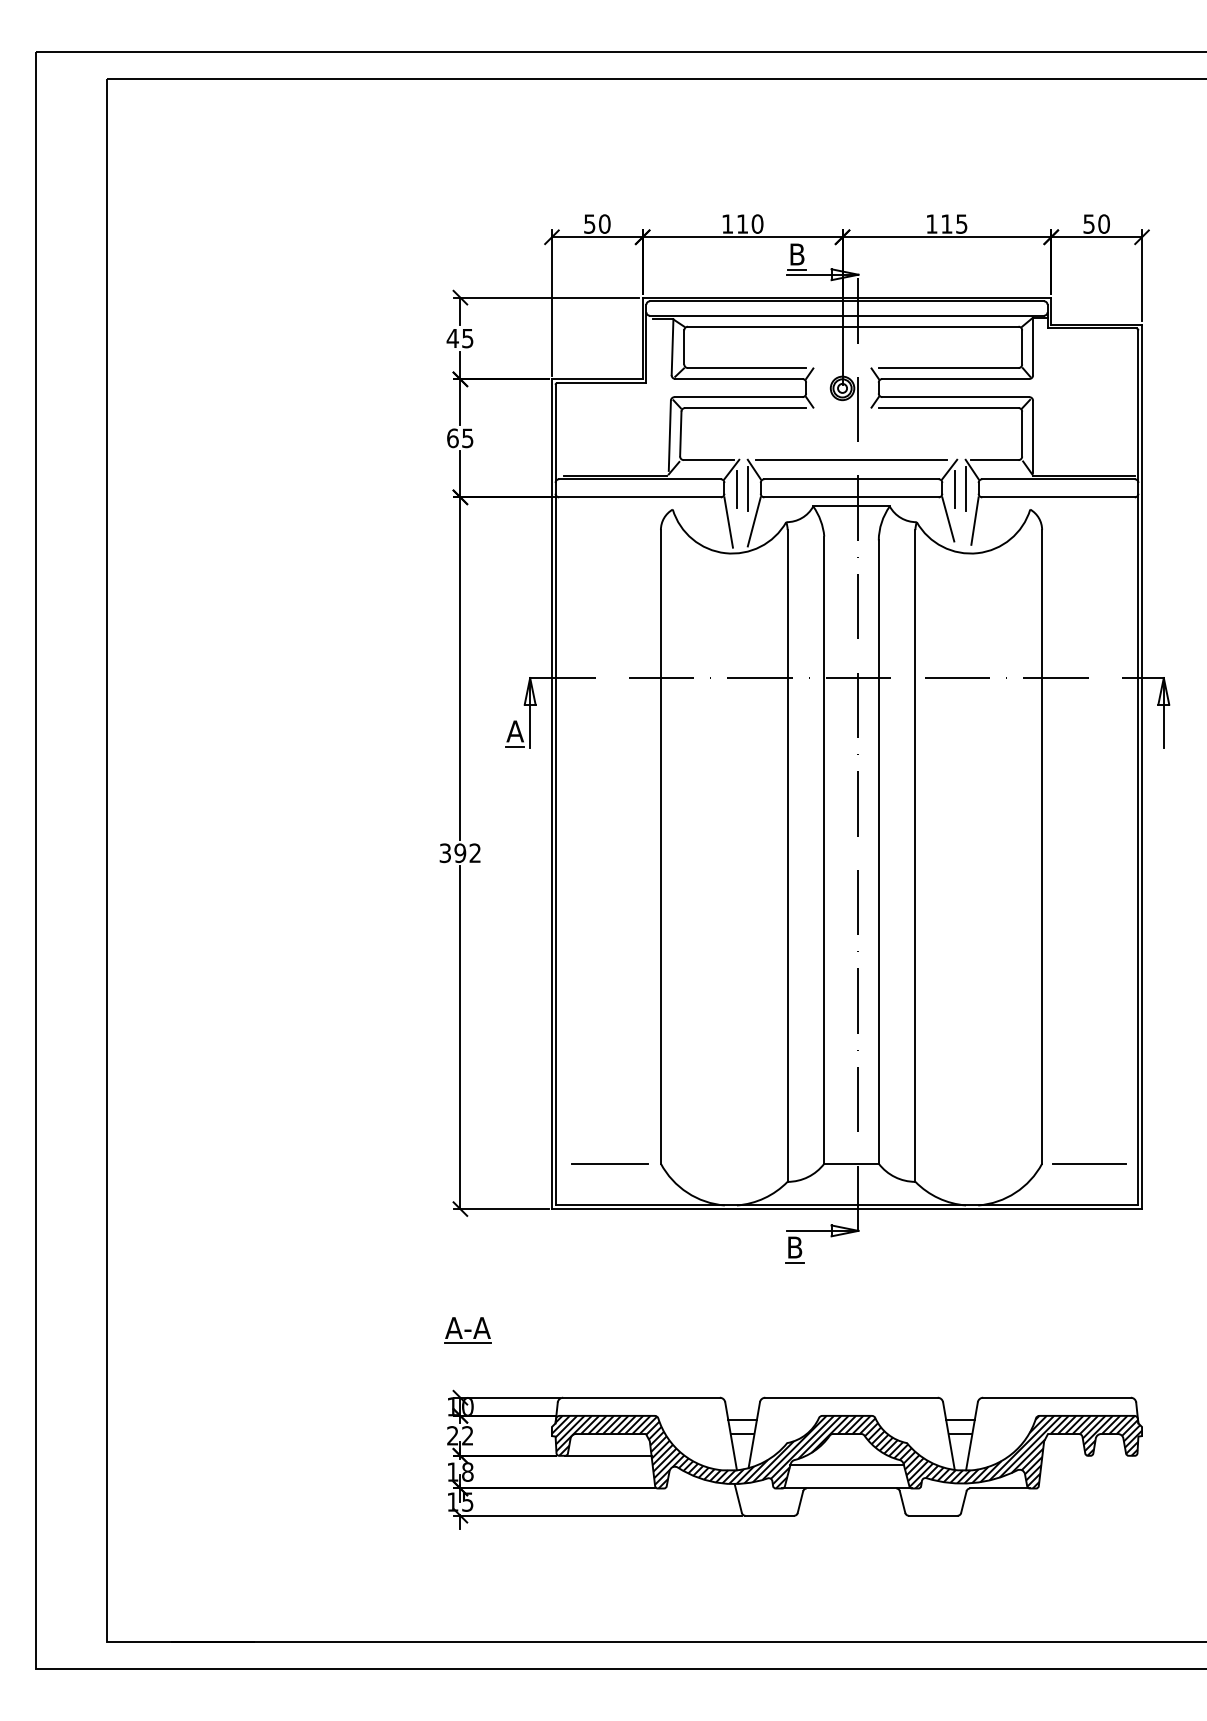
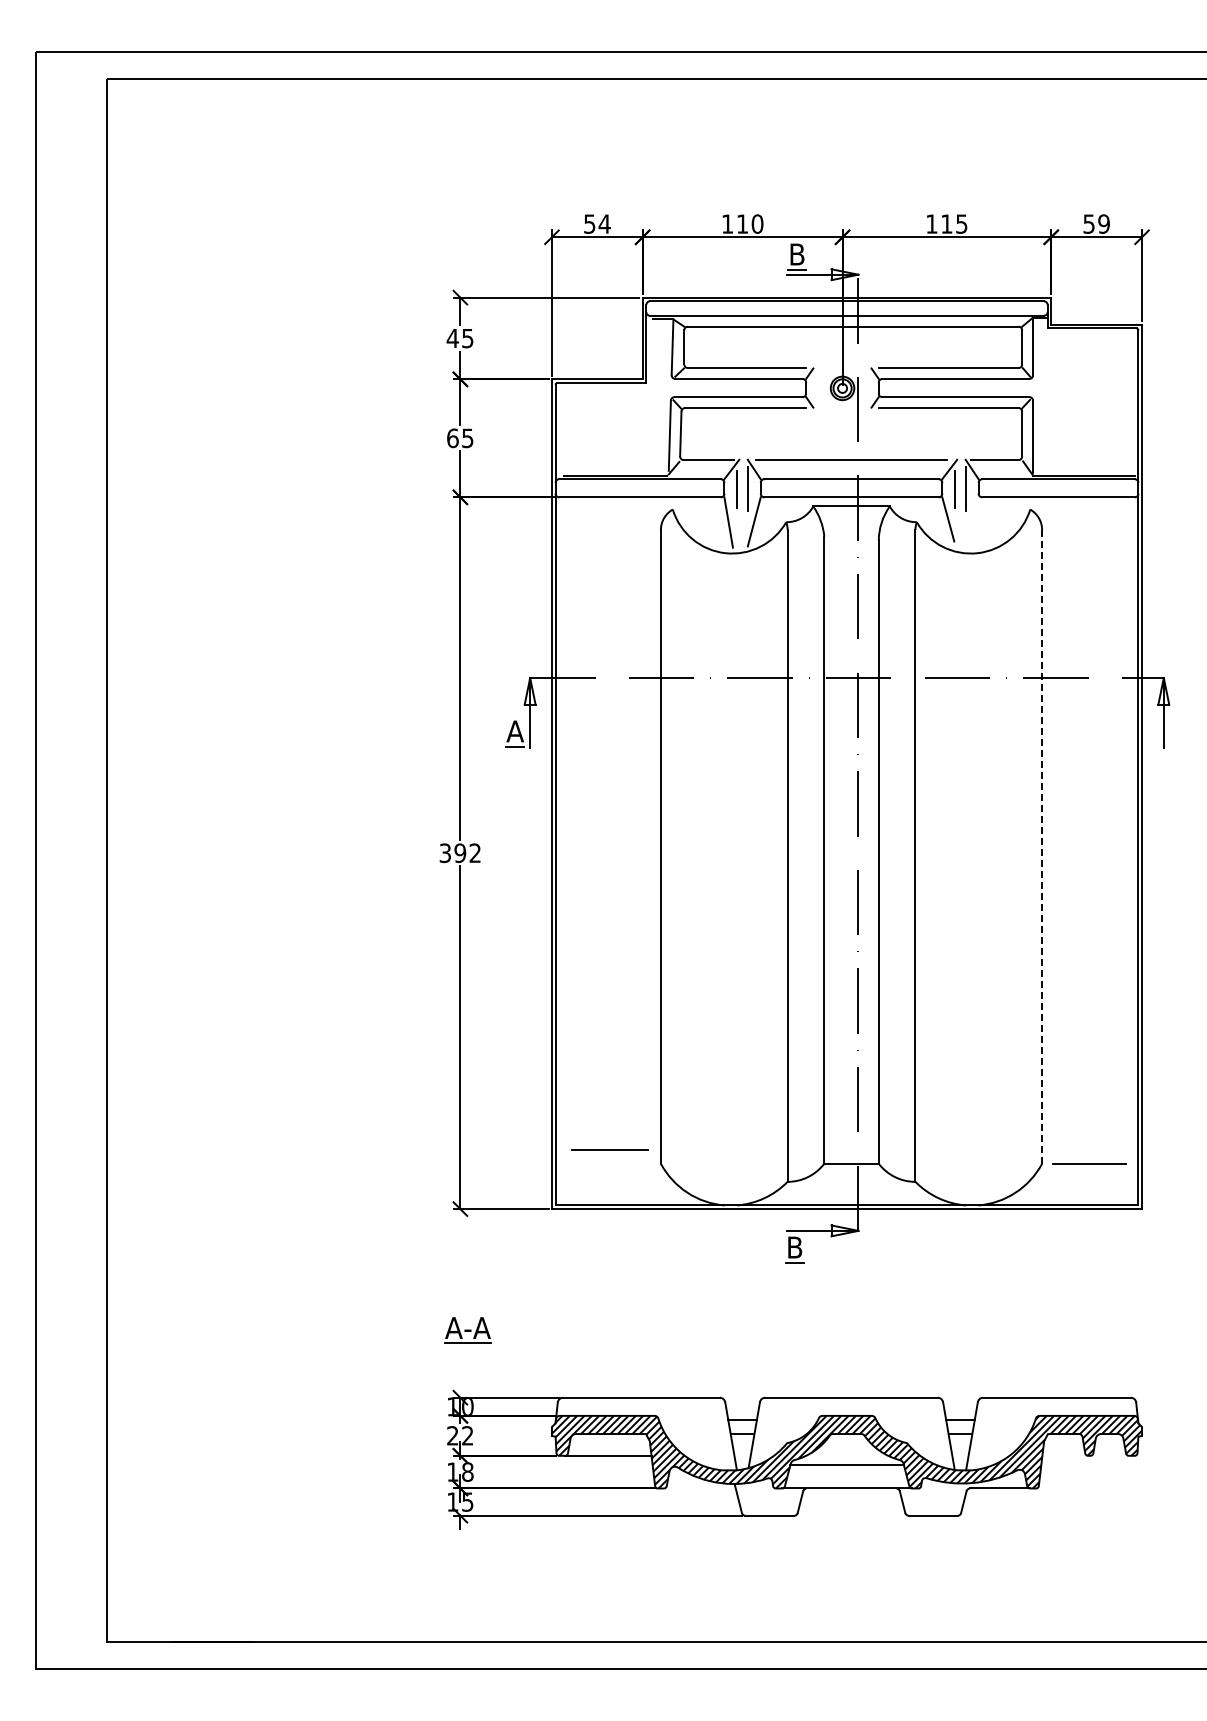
text: 50 -> 54 (604, 223)
text: 50 -> 59 (1103, 223)
line: present -> none (974, 520)
line: solid -> dashed (1042, 846)
line position: (609, 1163) -> (609, 1149) (609, 1149)
